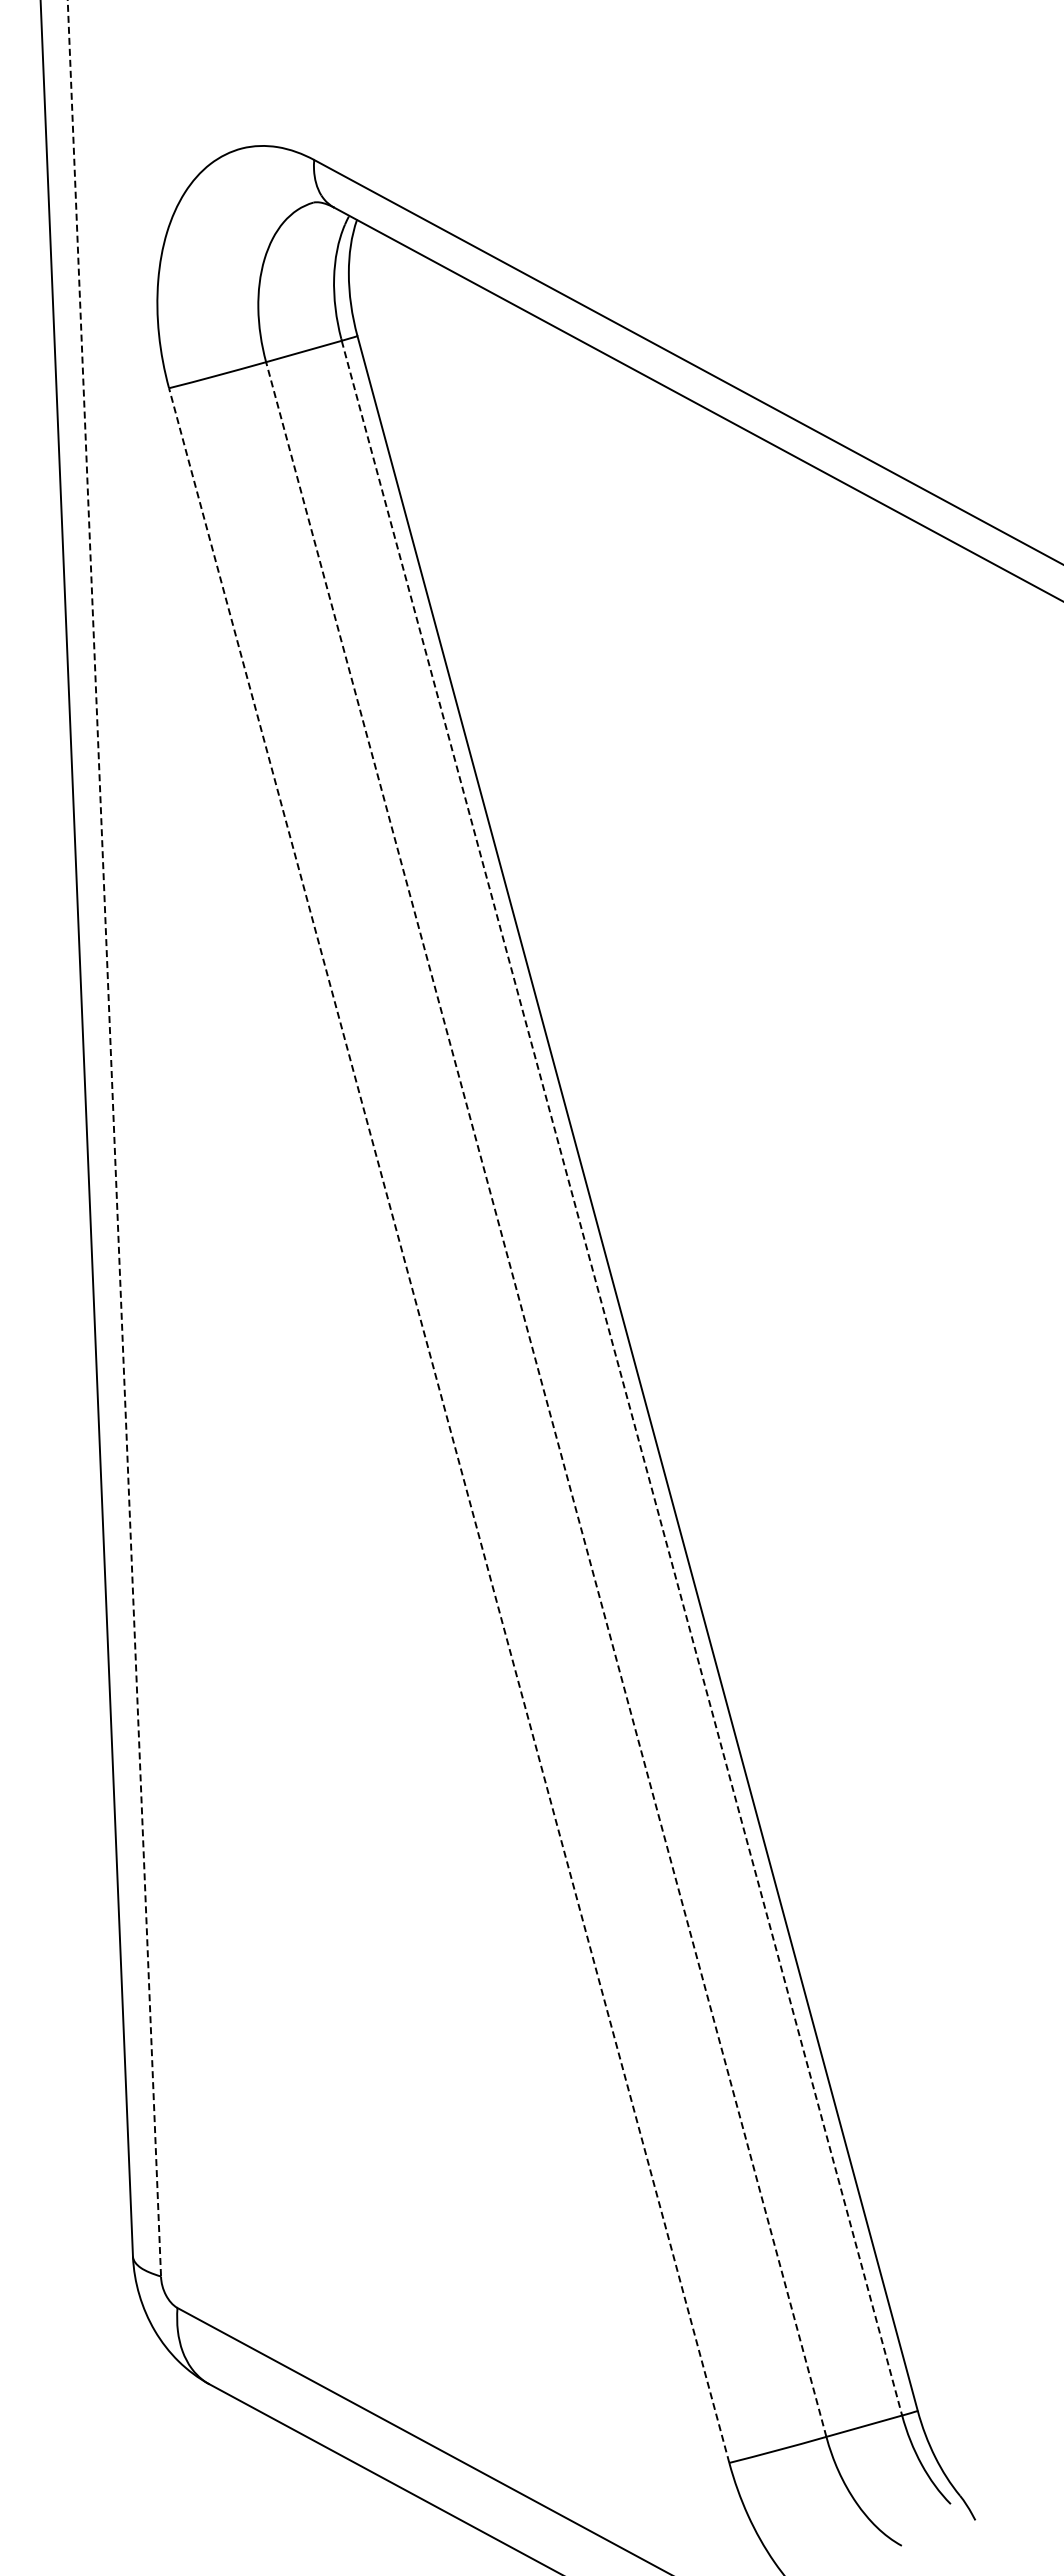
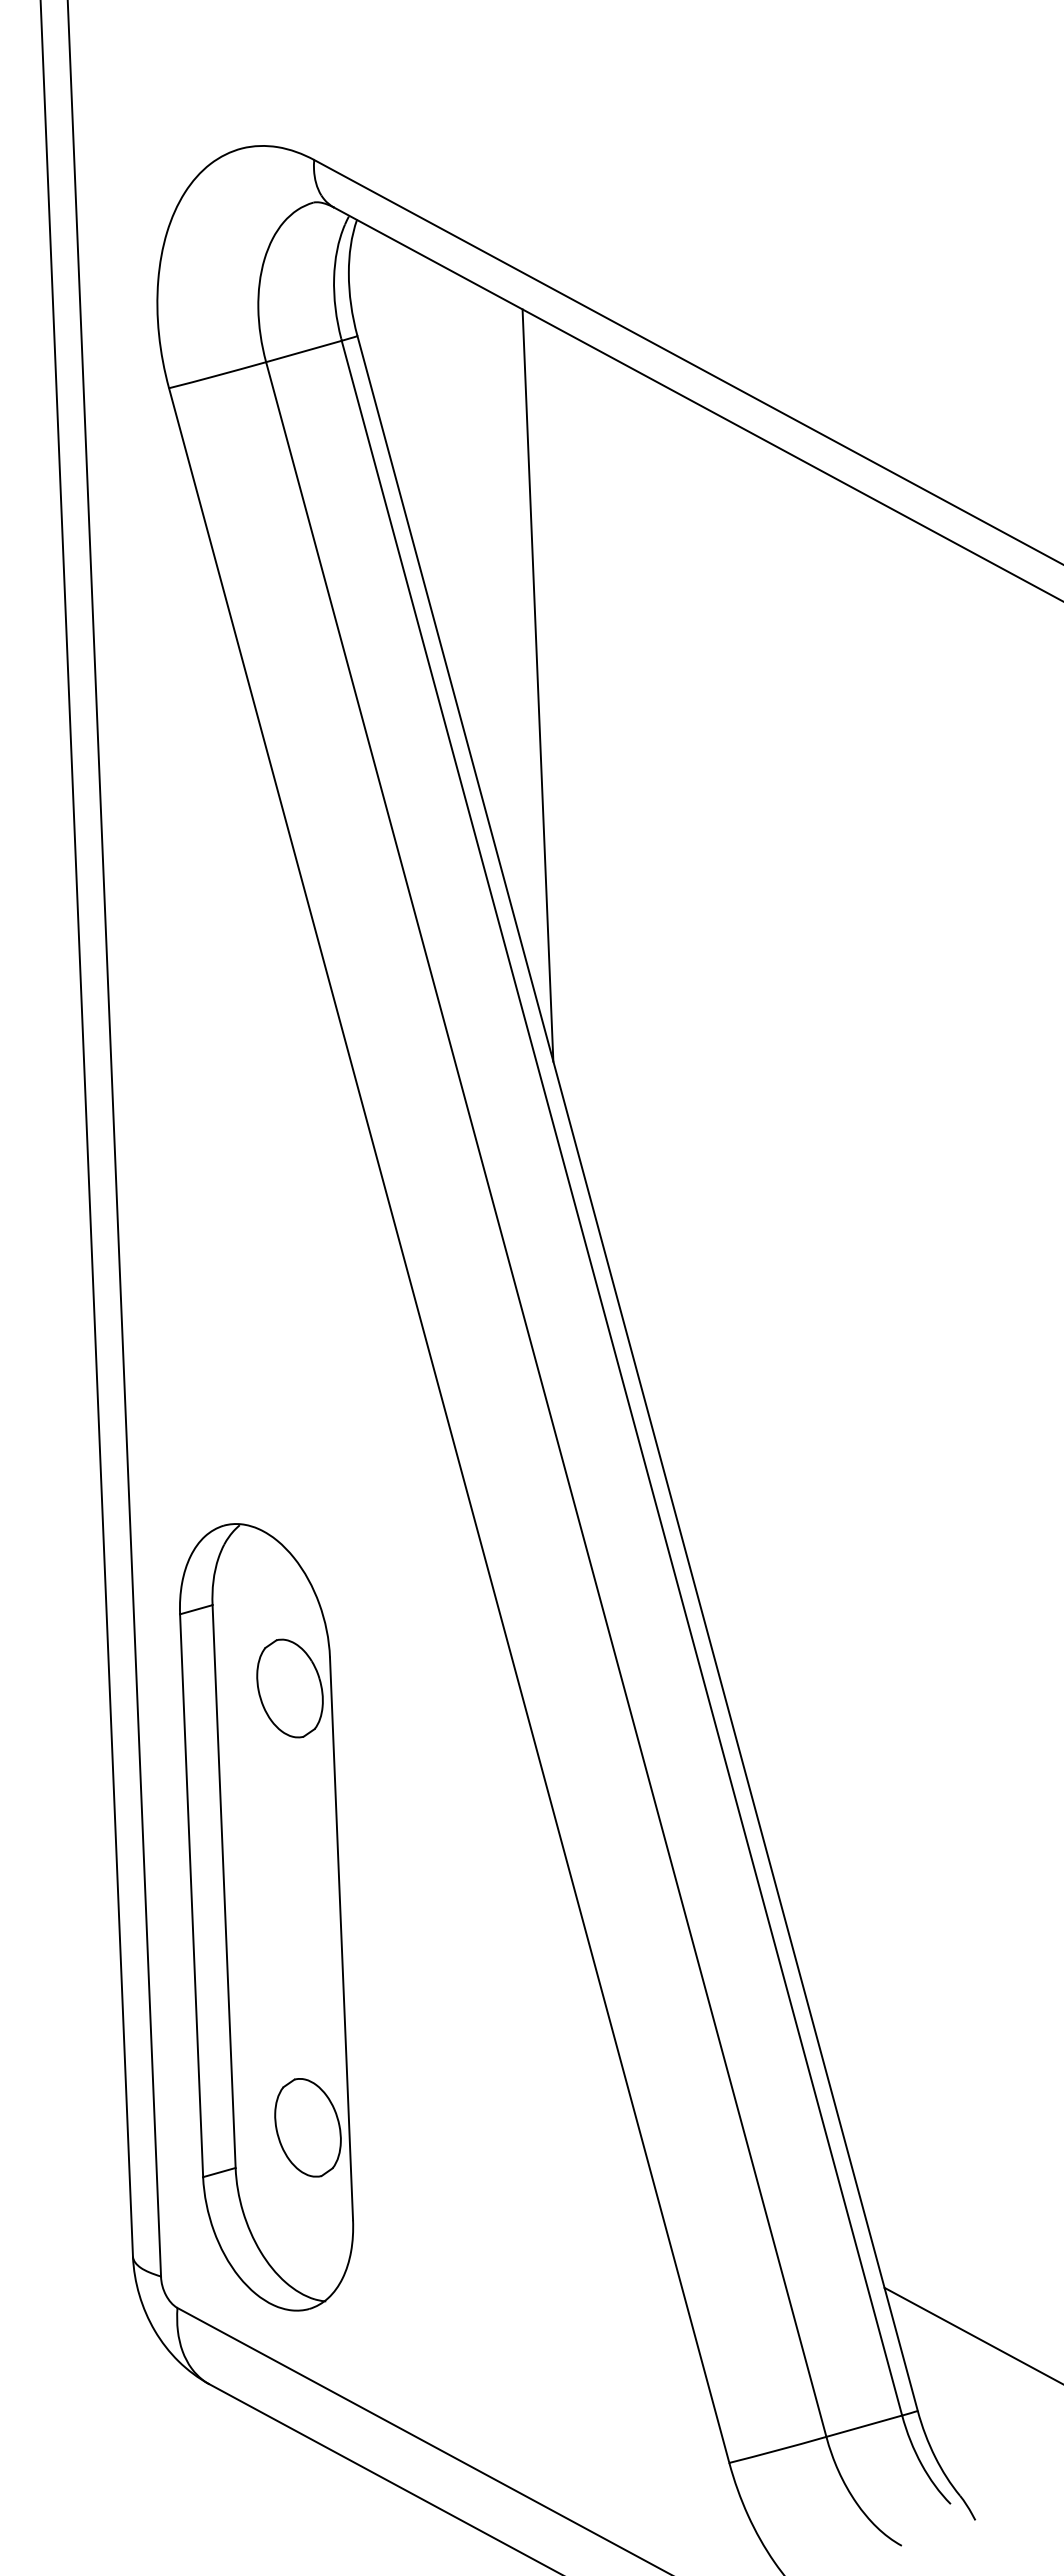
line: none -> present (537, 685)
line: dashed -> solid (114, 1138)
line: dashed -> solid (621, 1378)
line: dashed -> solid (546, 1399)
line: dashed -> solid (449, 1425)
part: none -> present (266, 1917)
line: none -> present (972, 2334)
